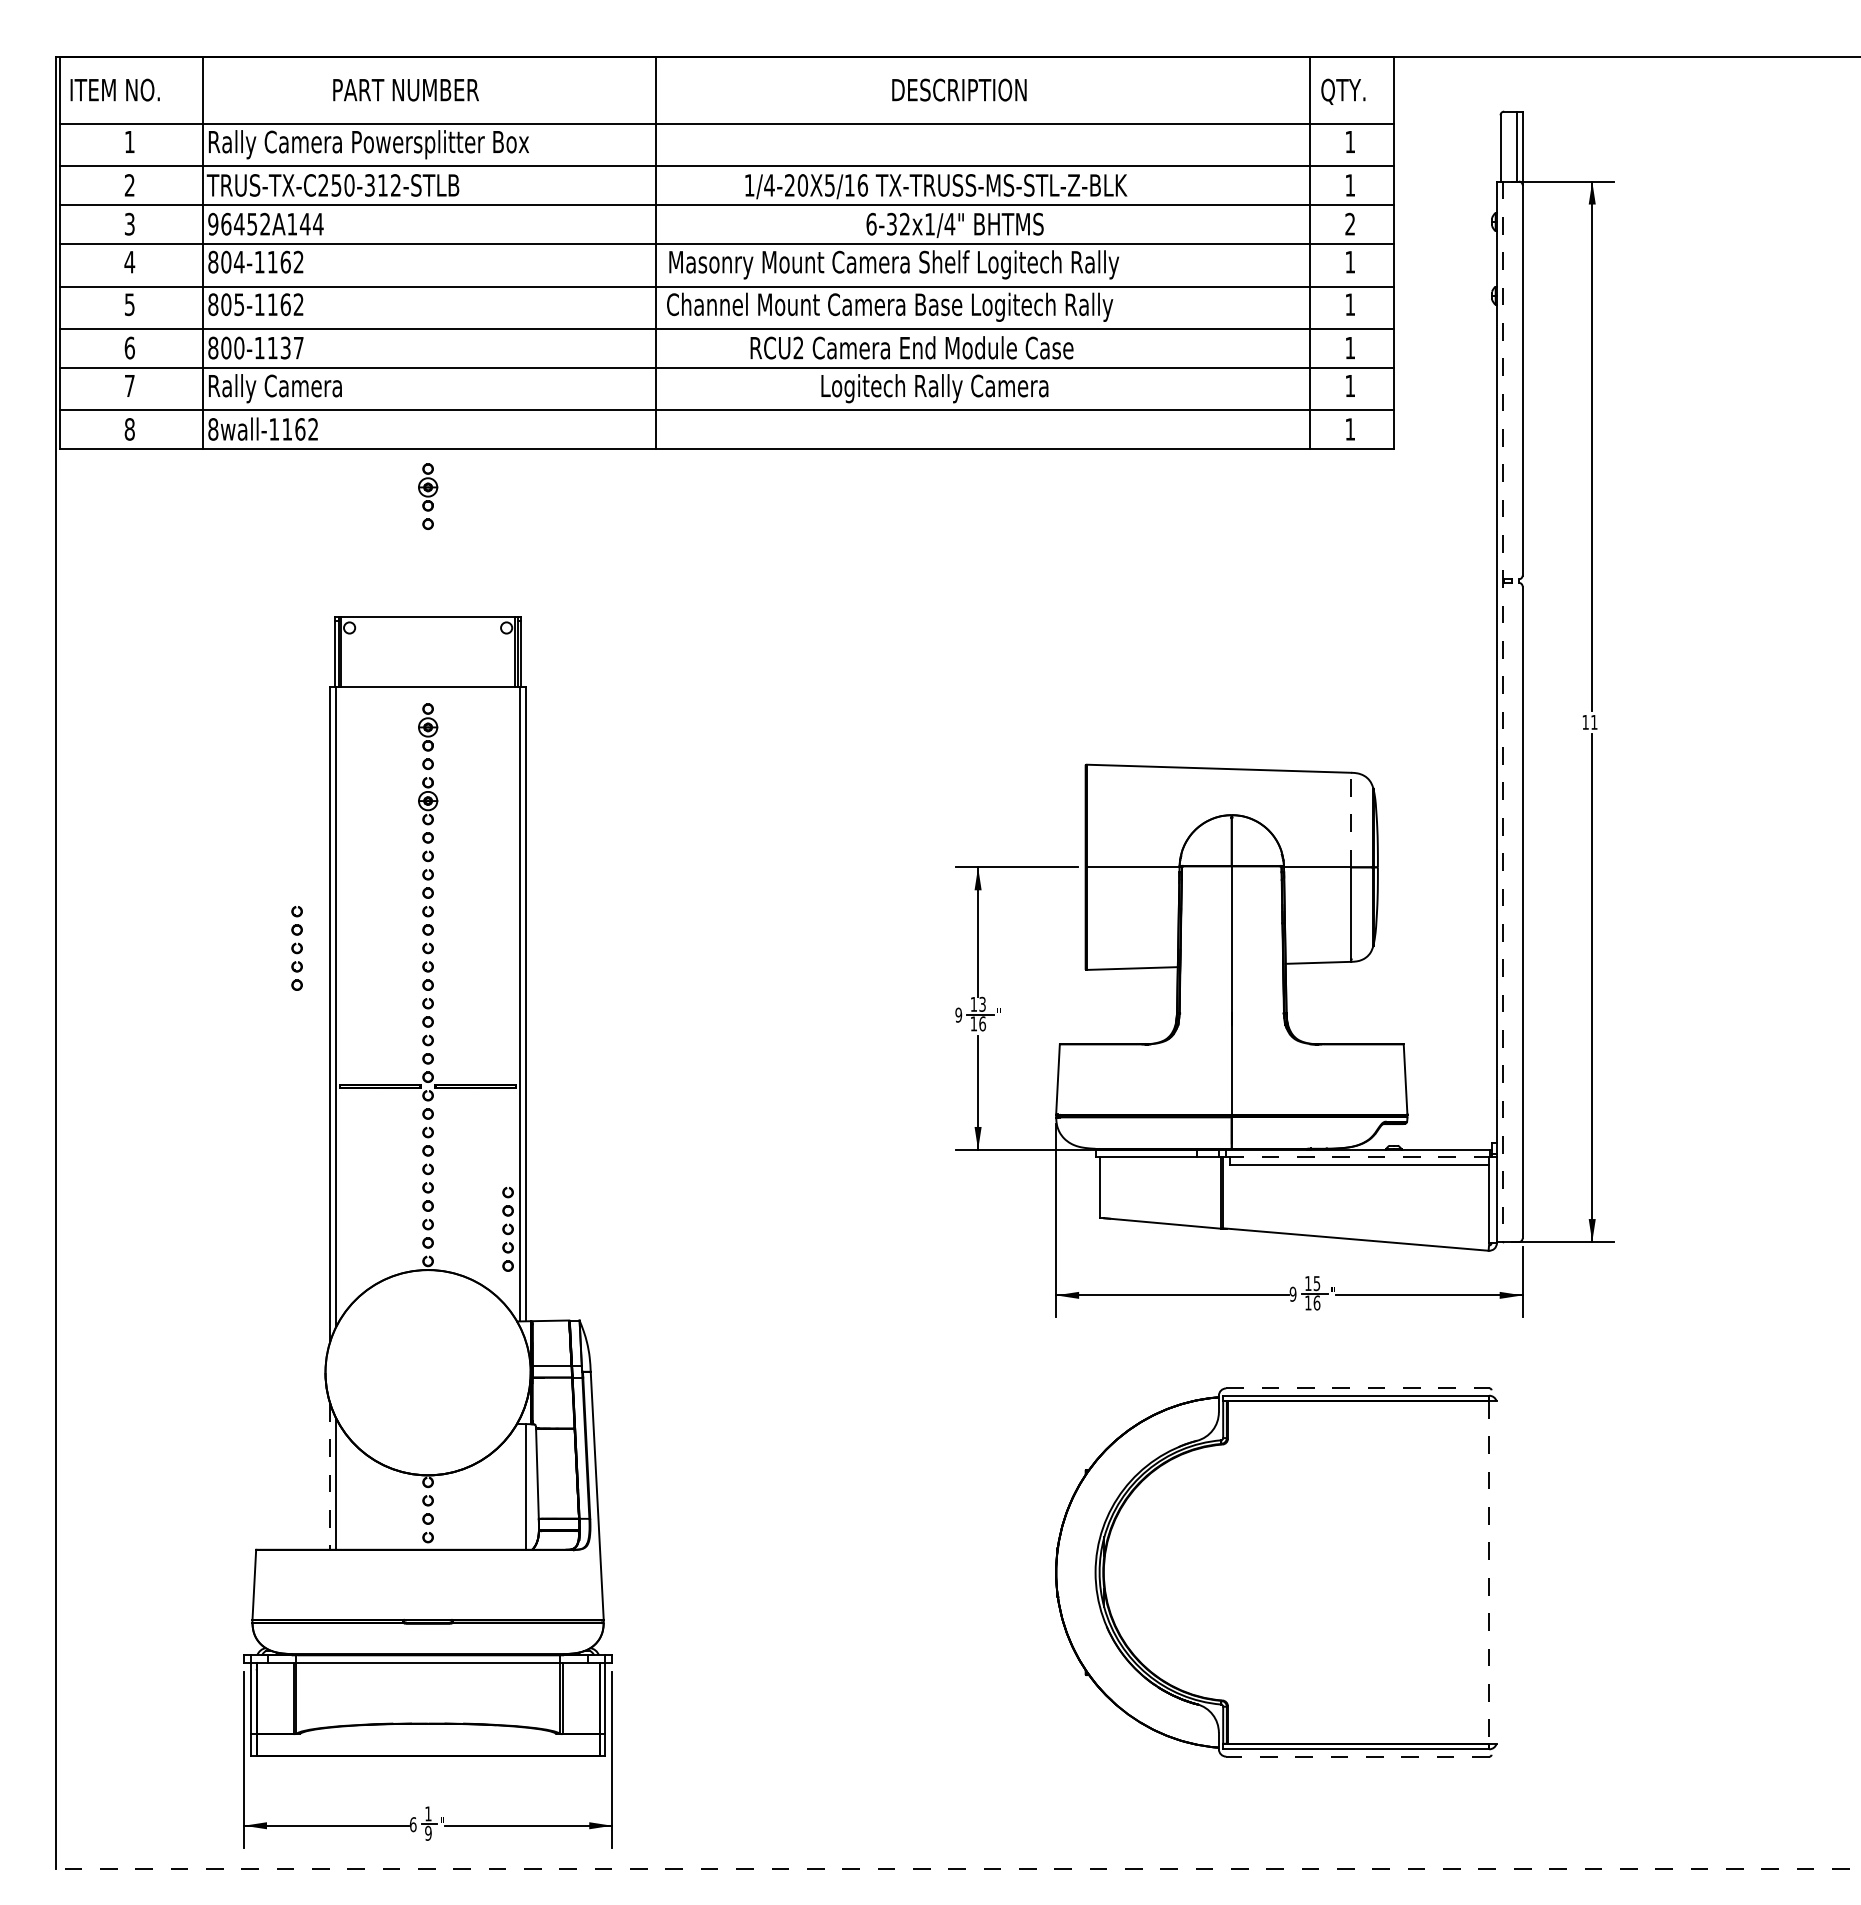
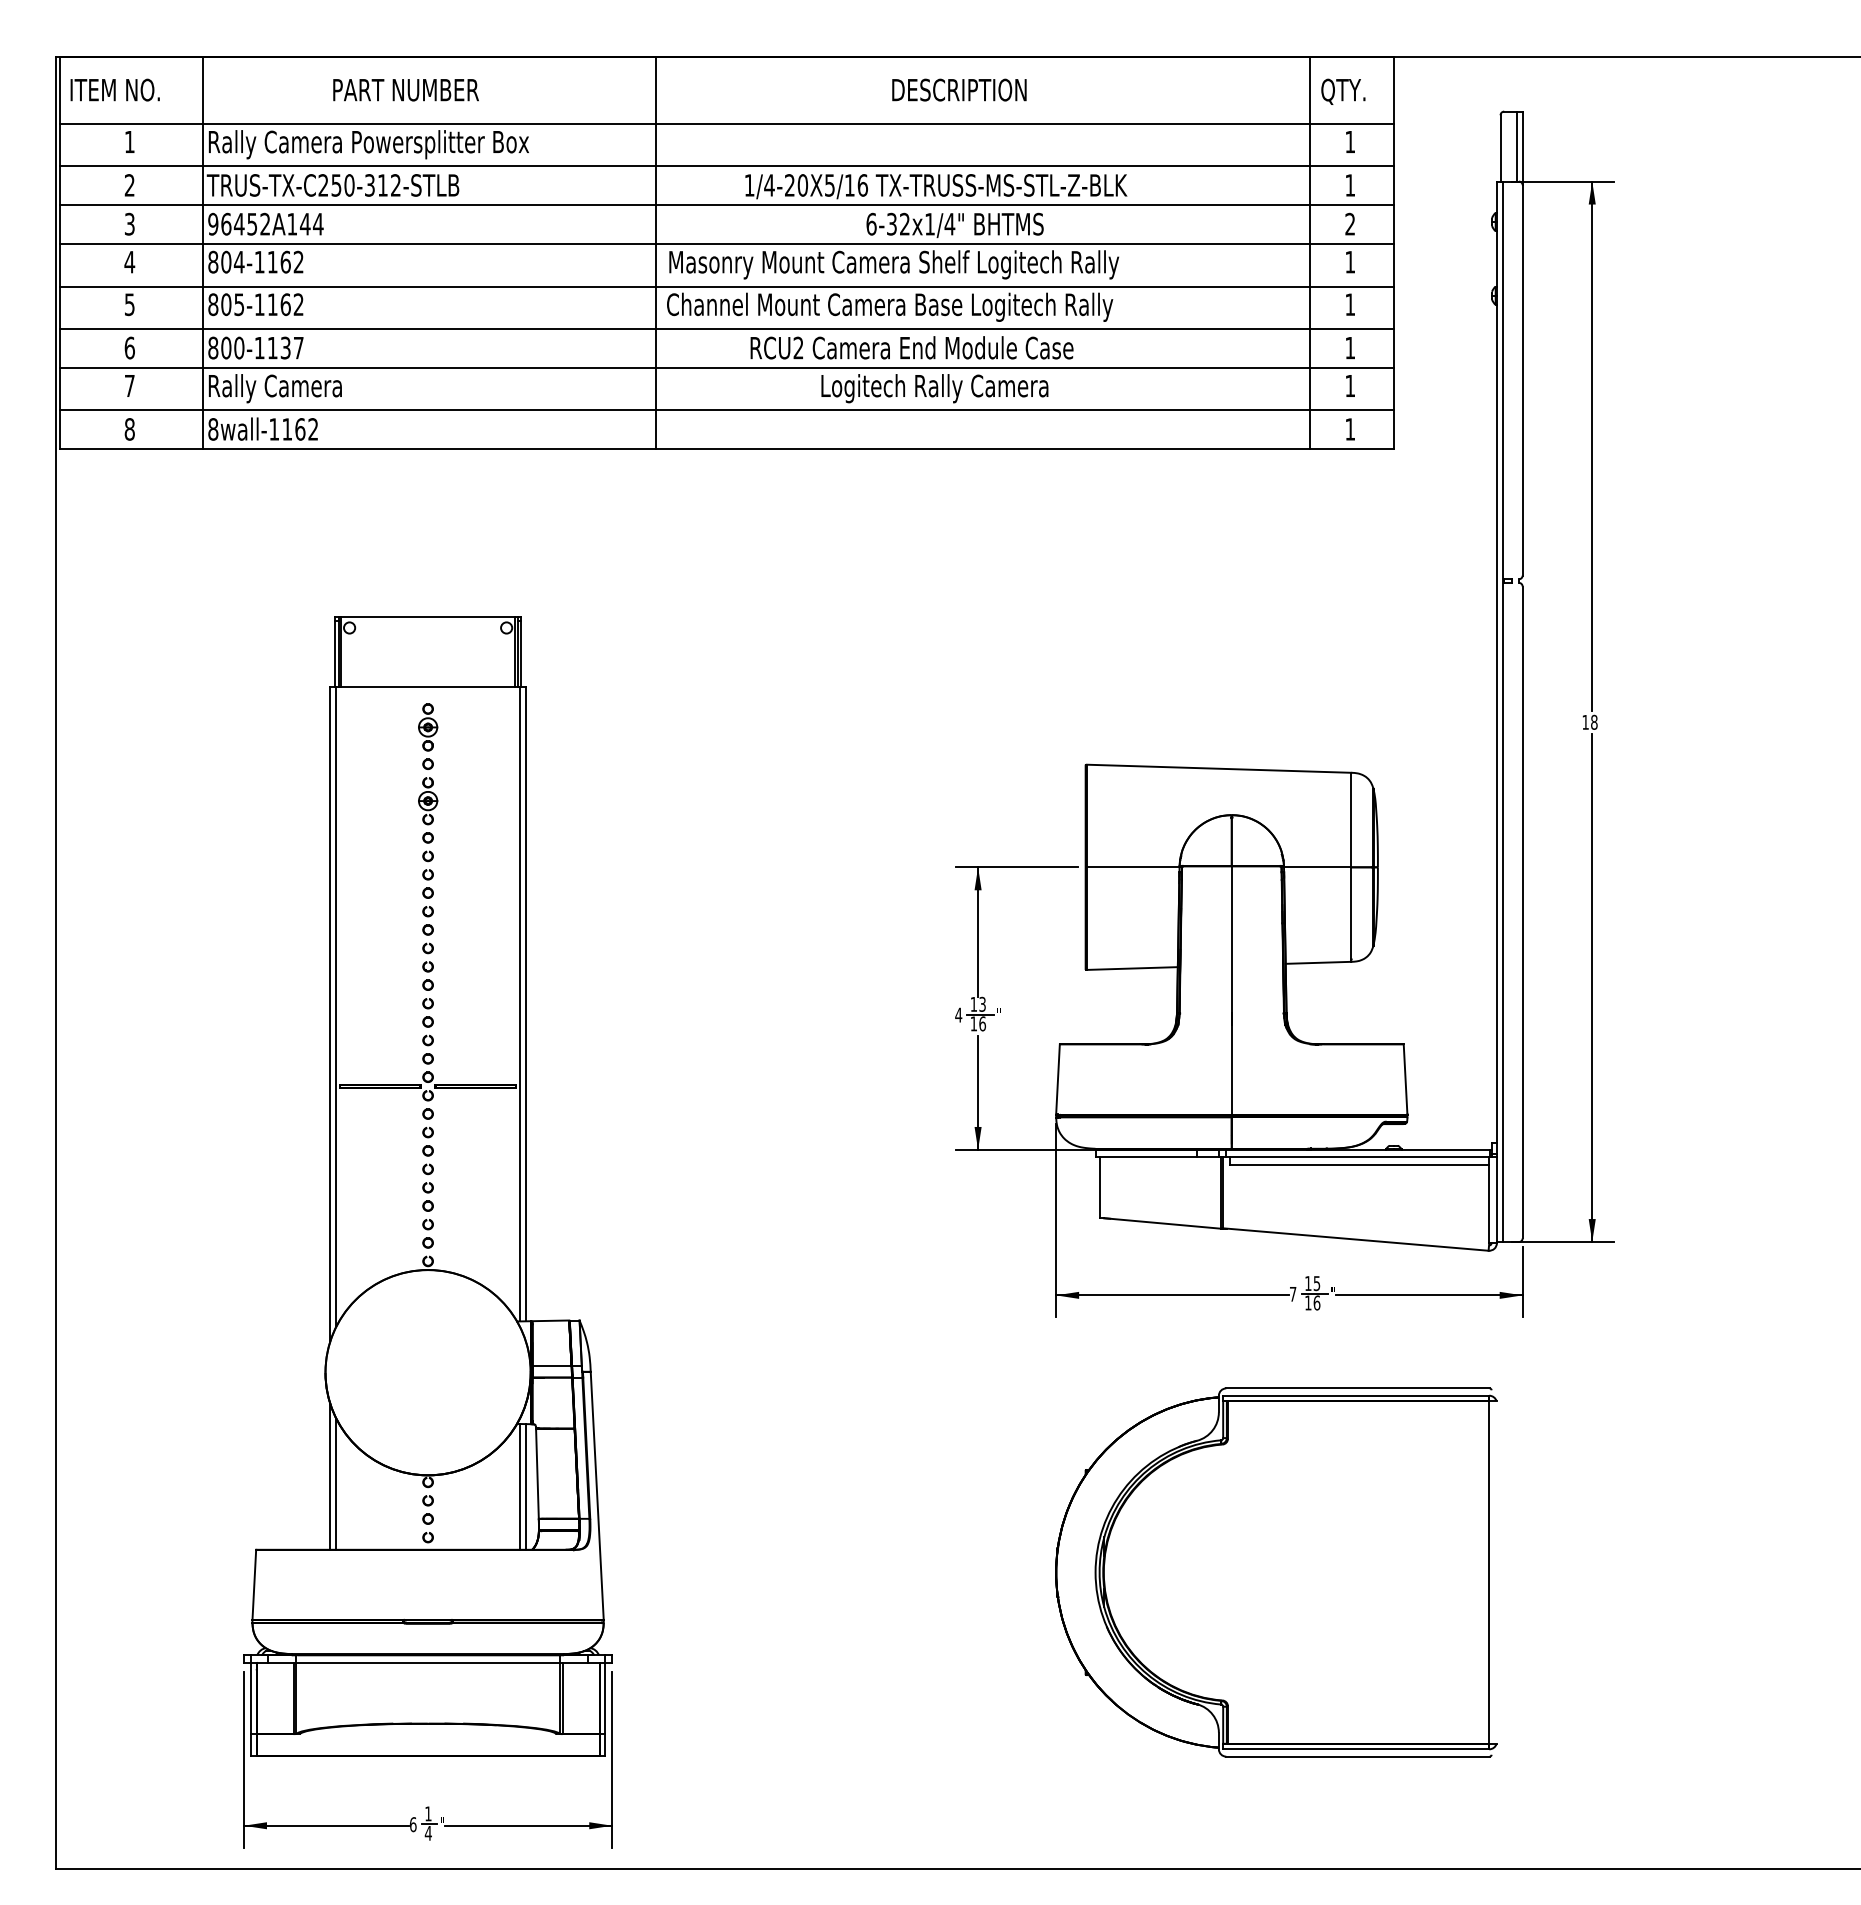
part: present -> none (428, 496)
line: dashed -> solid (1502, 712)
text: 11 -> 18 (1594, 721)
line: dashed -> solid (1351, 819)
part: present -> none (296, 948)
text: 9 -> 4 (958, 1014)
line: dashed -> solid (1357, 1157)
part: present -> none (507, 1229)
text: 9 -> 7 (1292, 1293)
line: dashed -> solid (1357, 1388)
line: dashed -> solid (330, 1476)
line: none -> present (519, 1486)
line: dashed -> solid (1488, 1573)
line: dashed -> solid (1357, 1756)
text: 9 -> 4 (427, 1832)
line: dashed -> solid (957, 1869)
